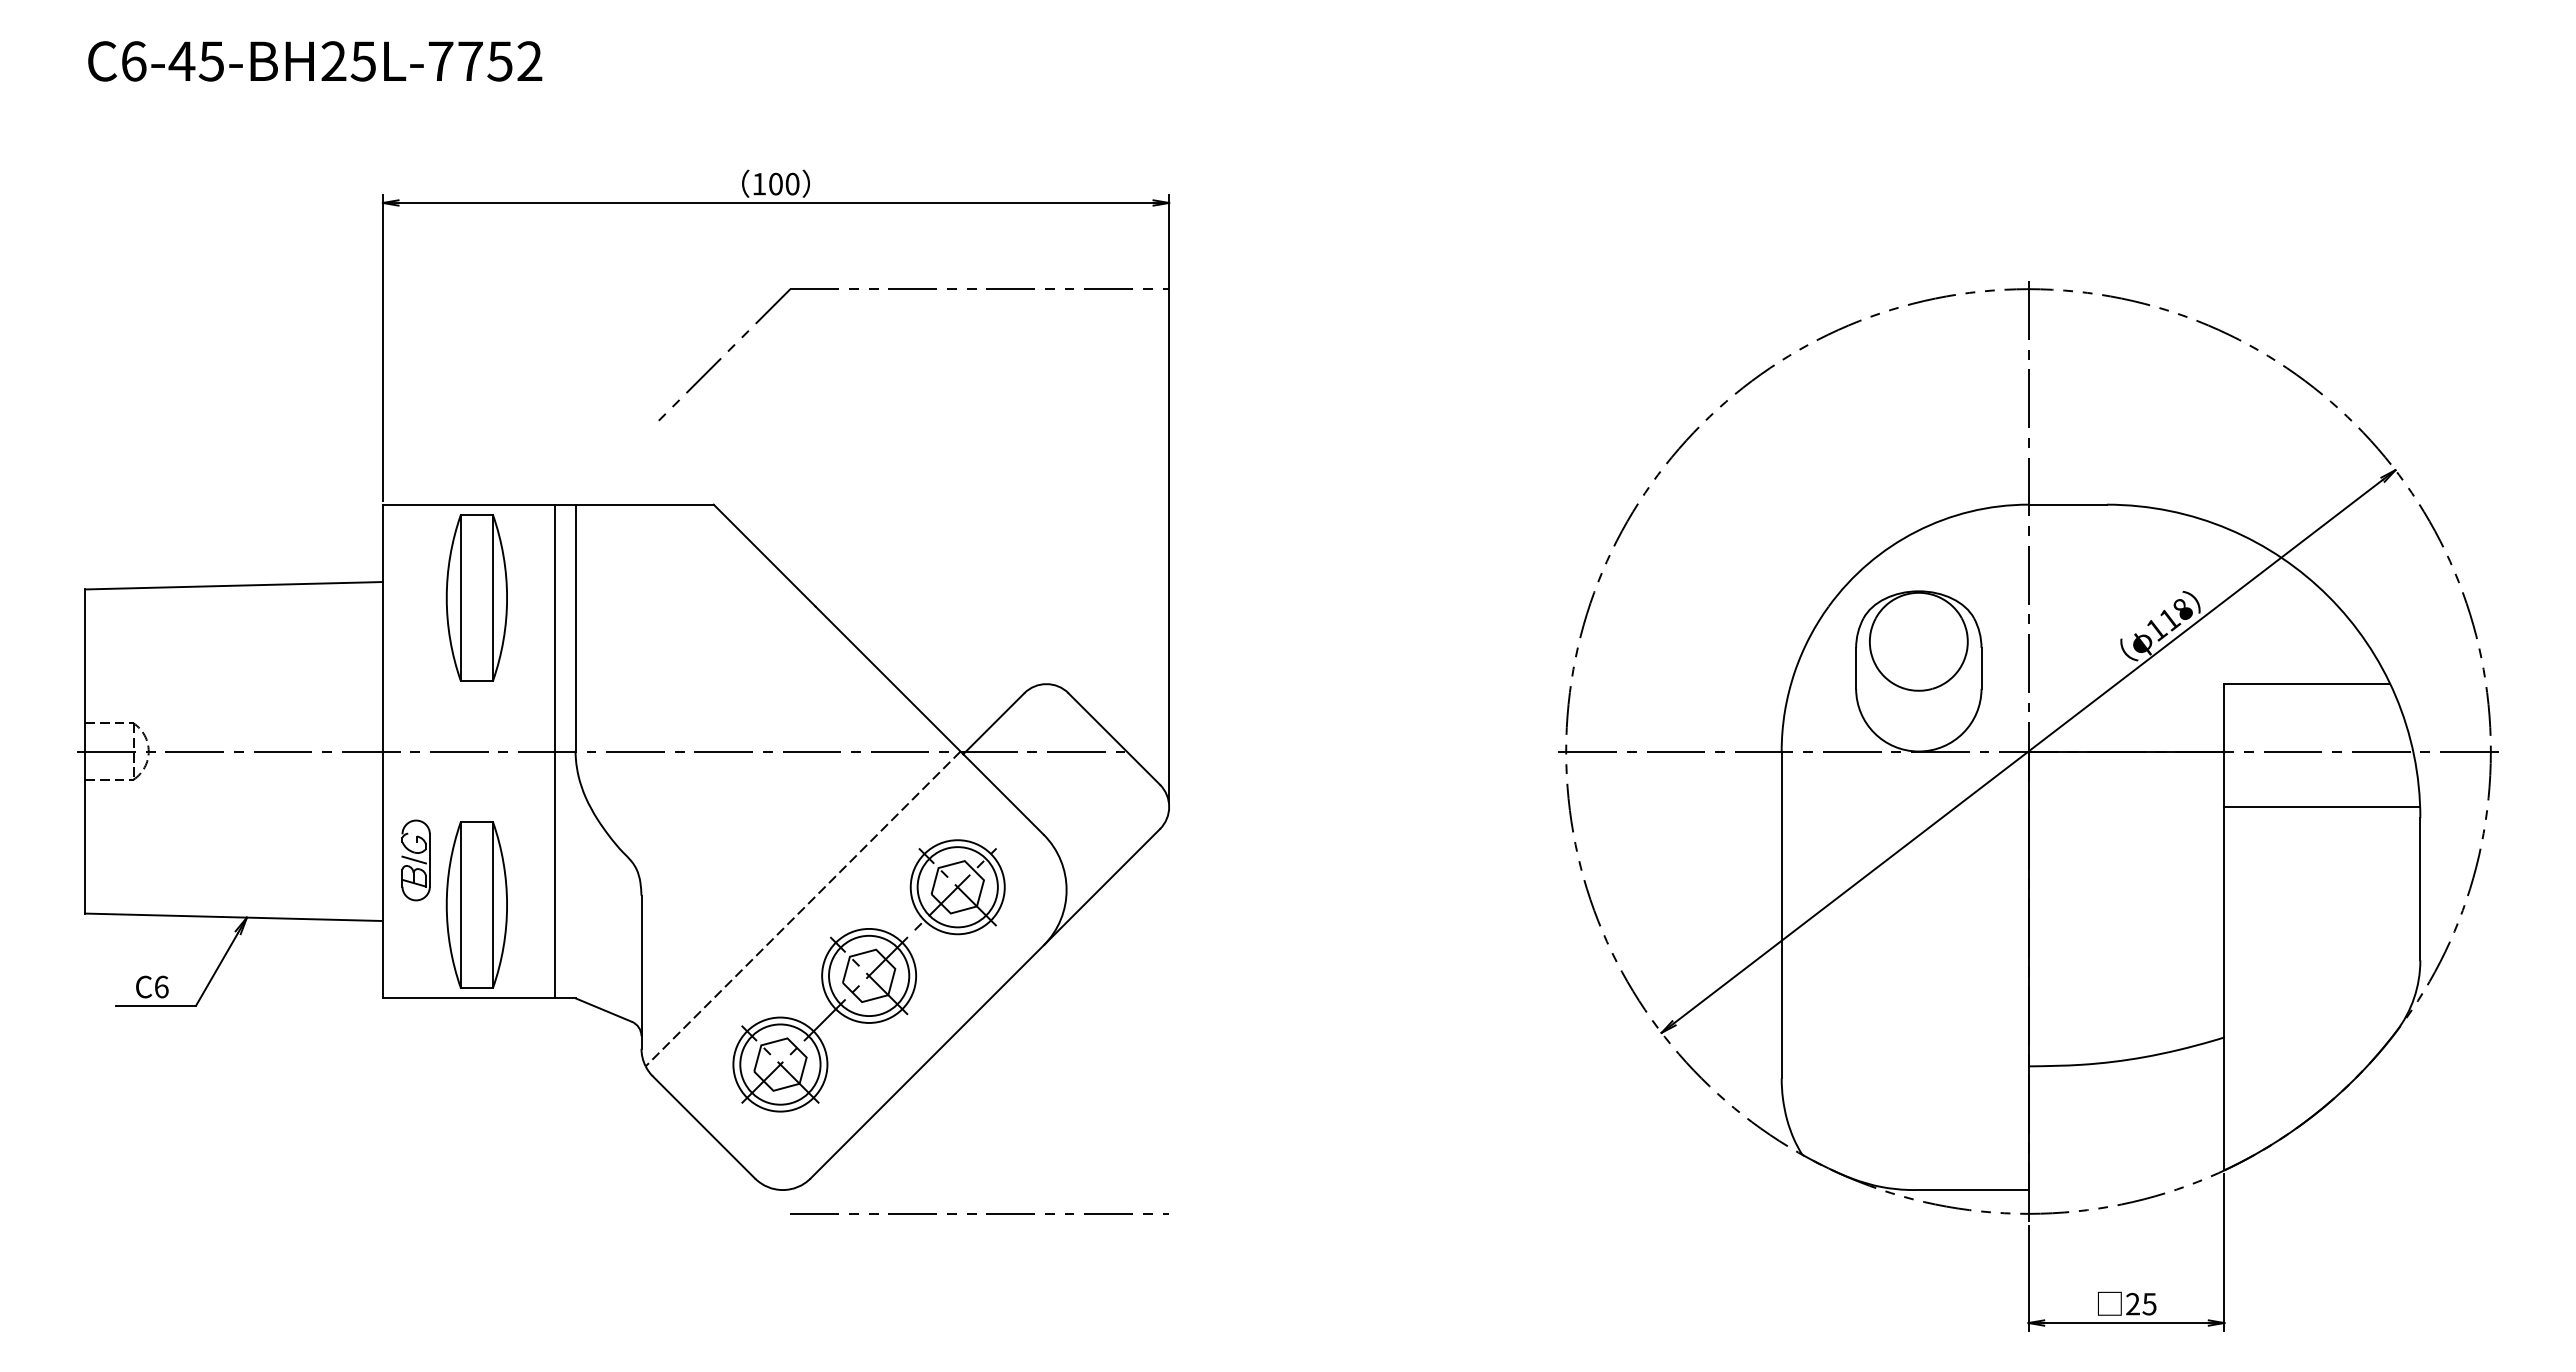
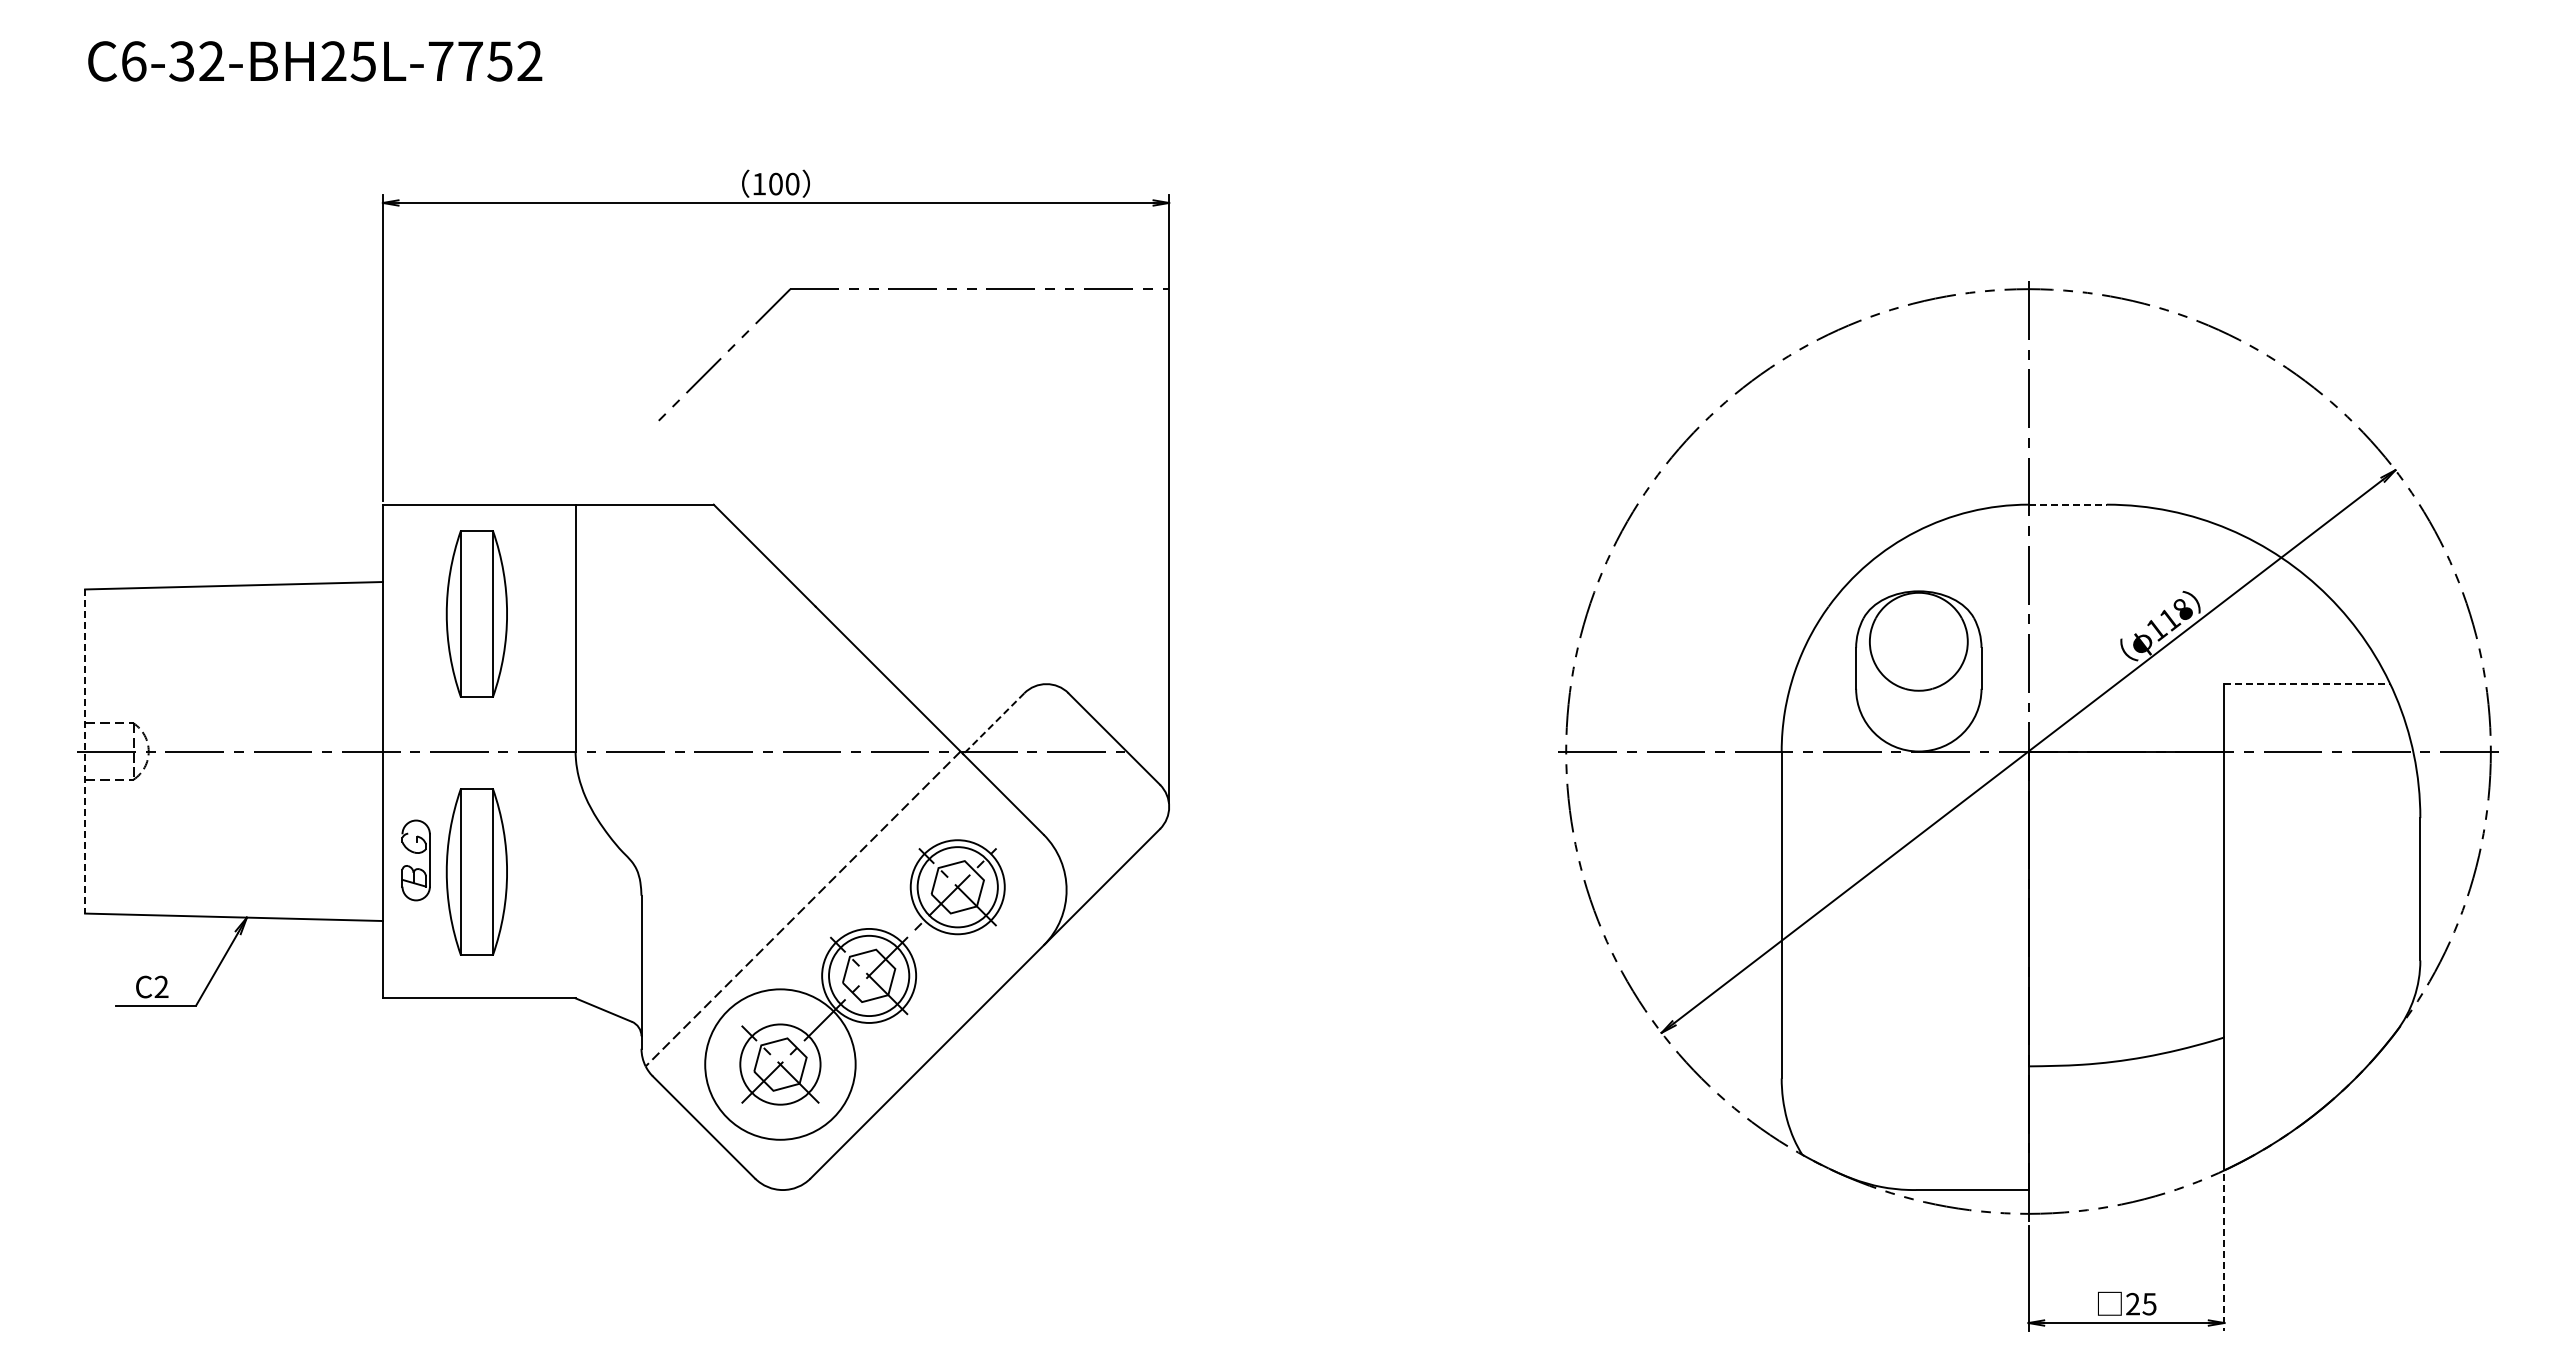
text: C6-45-BH25L-7752 -> C6-32-BH25L-7752 (196, 61)
line: solid -> dashed (2068, 504)
part position: (476, 597) -> (476, 613) (476, 613)
line: solid -> dashed (2307, 684)
line: solid -> dashed (993, 724)
line: present -> none (555, 751)
line: solid -> dashed (85, 752)
line: present -> none (2322, 806)
line: present -> none (413, 859)
part position: (476, 904) -> (476, 871) (476, 871)
text: C6 -> C2 (161, 986)
circle diameter: 94 px -> 150 px (780, 1064)
line: present -> none (976, 1213)
line: solid -> dashed (2224, 1253)
